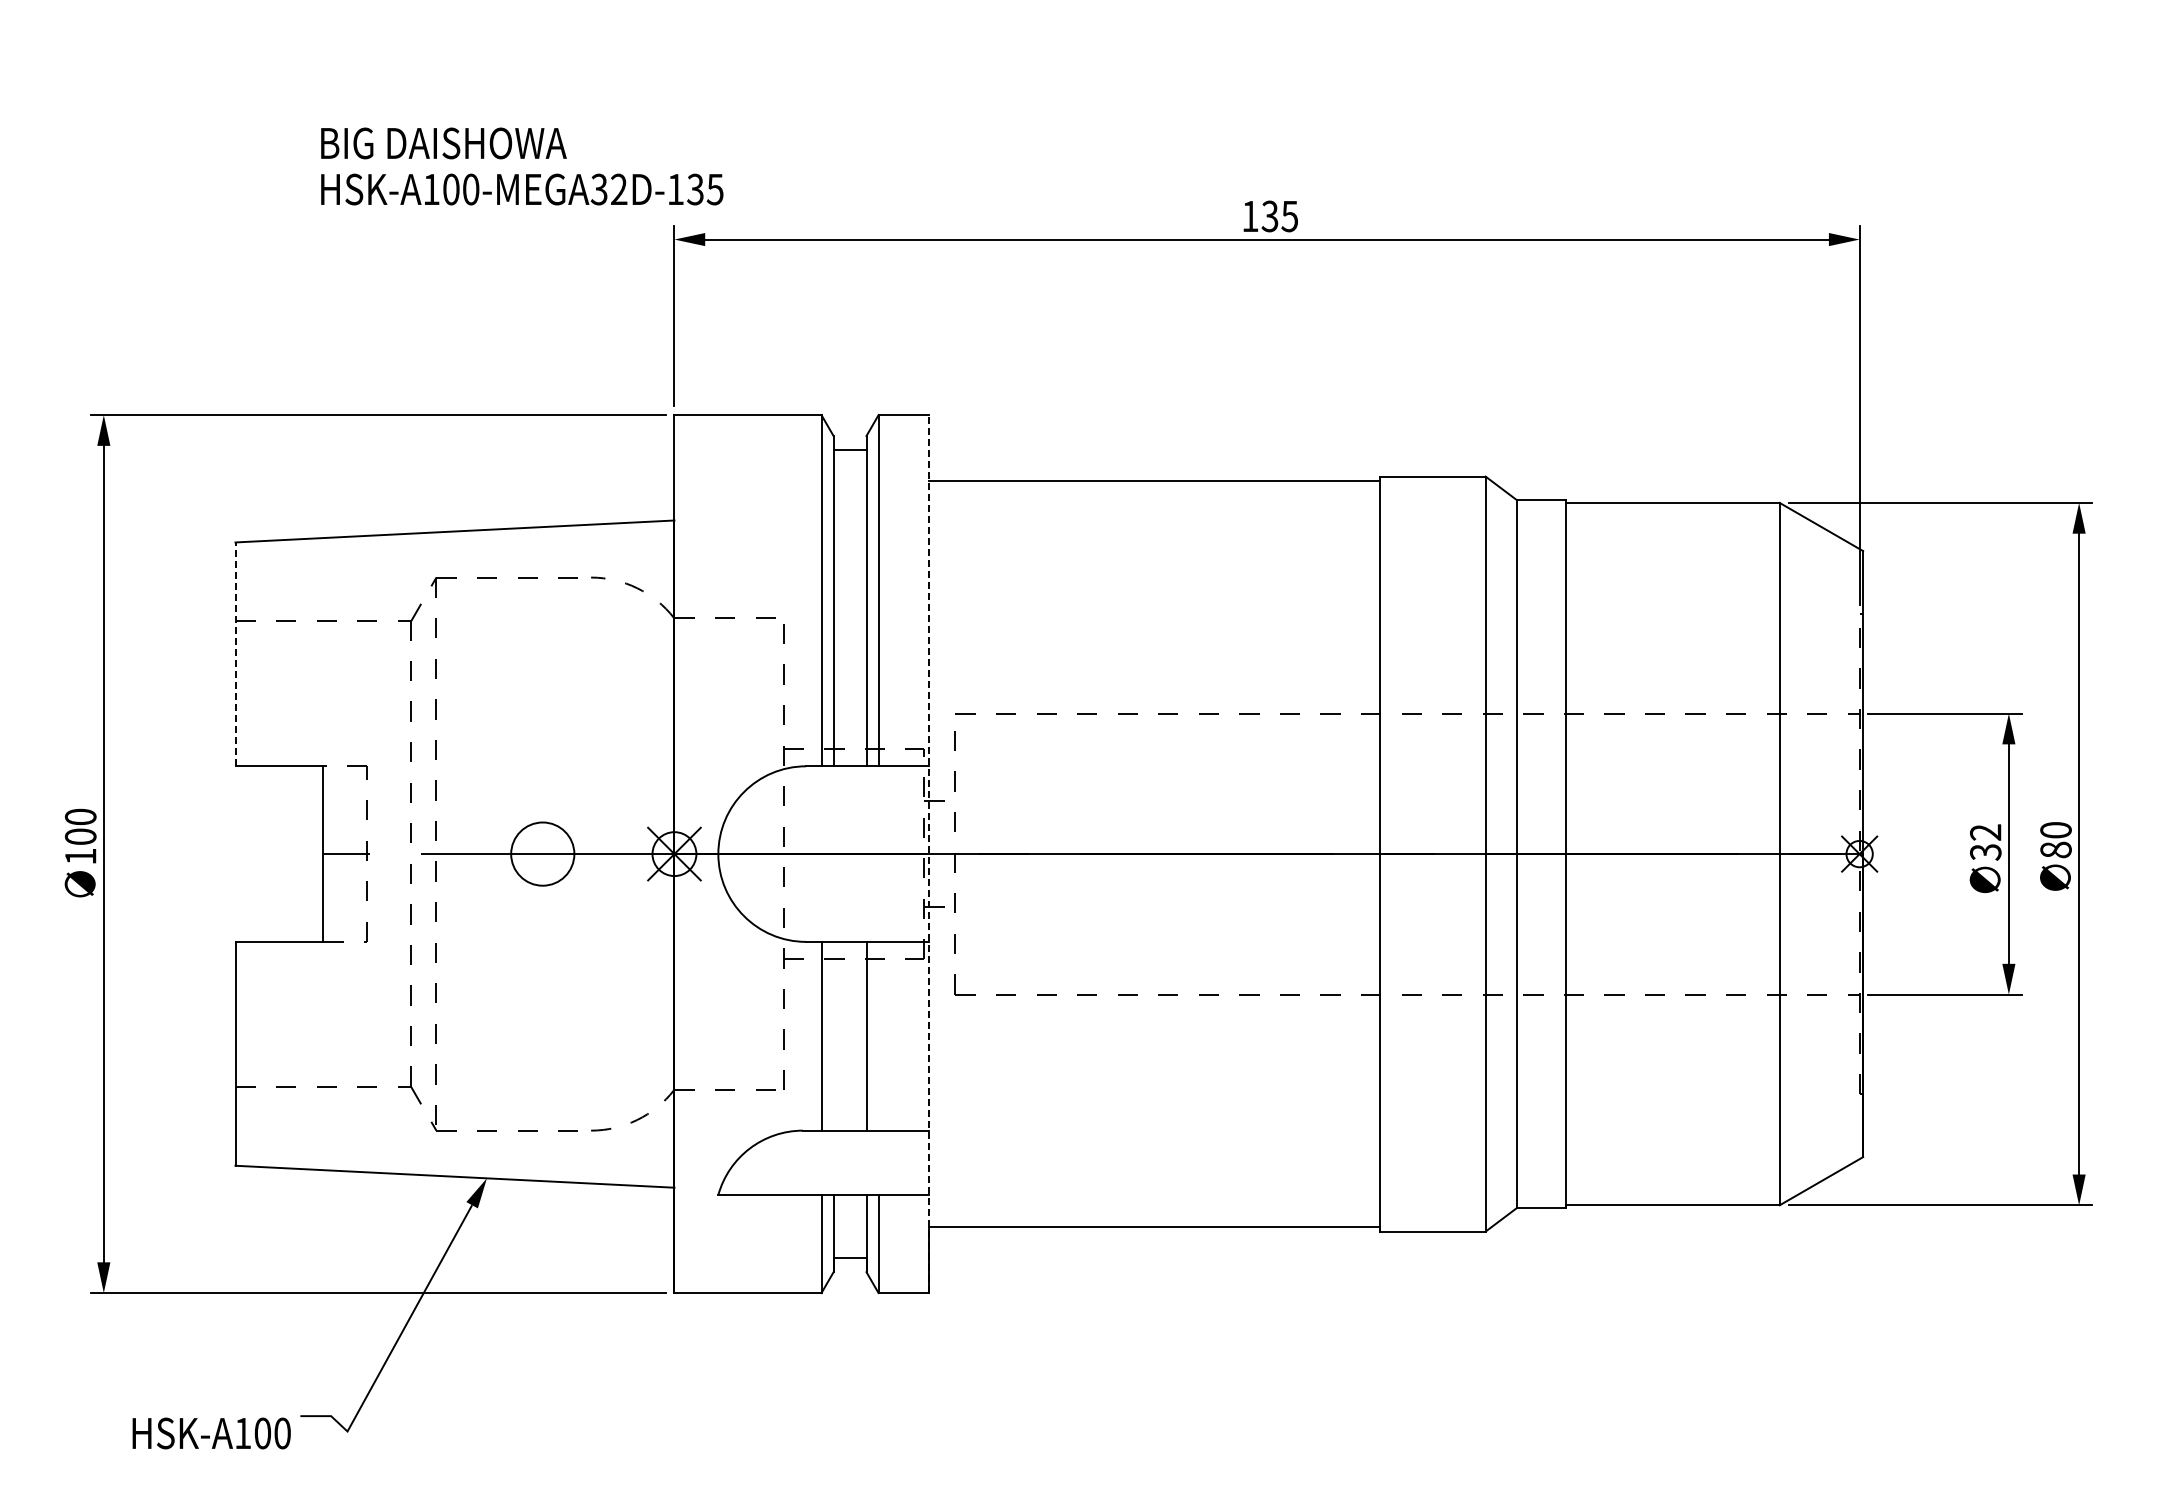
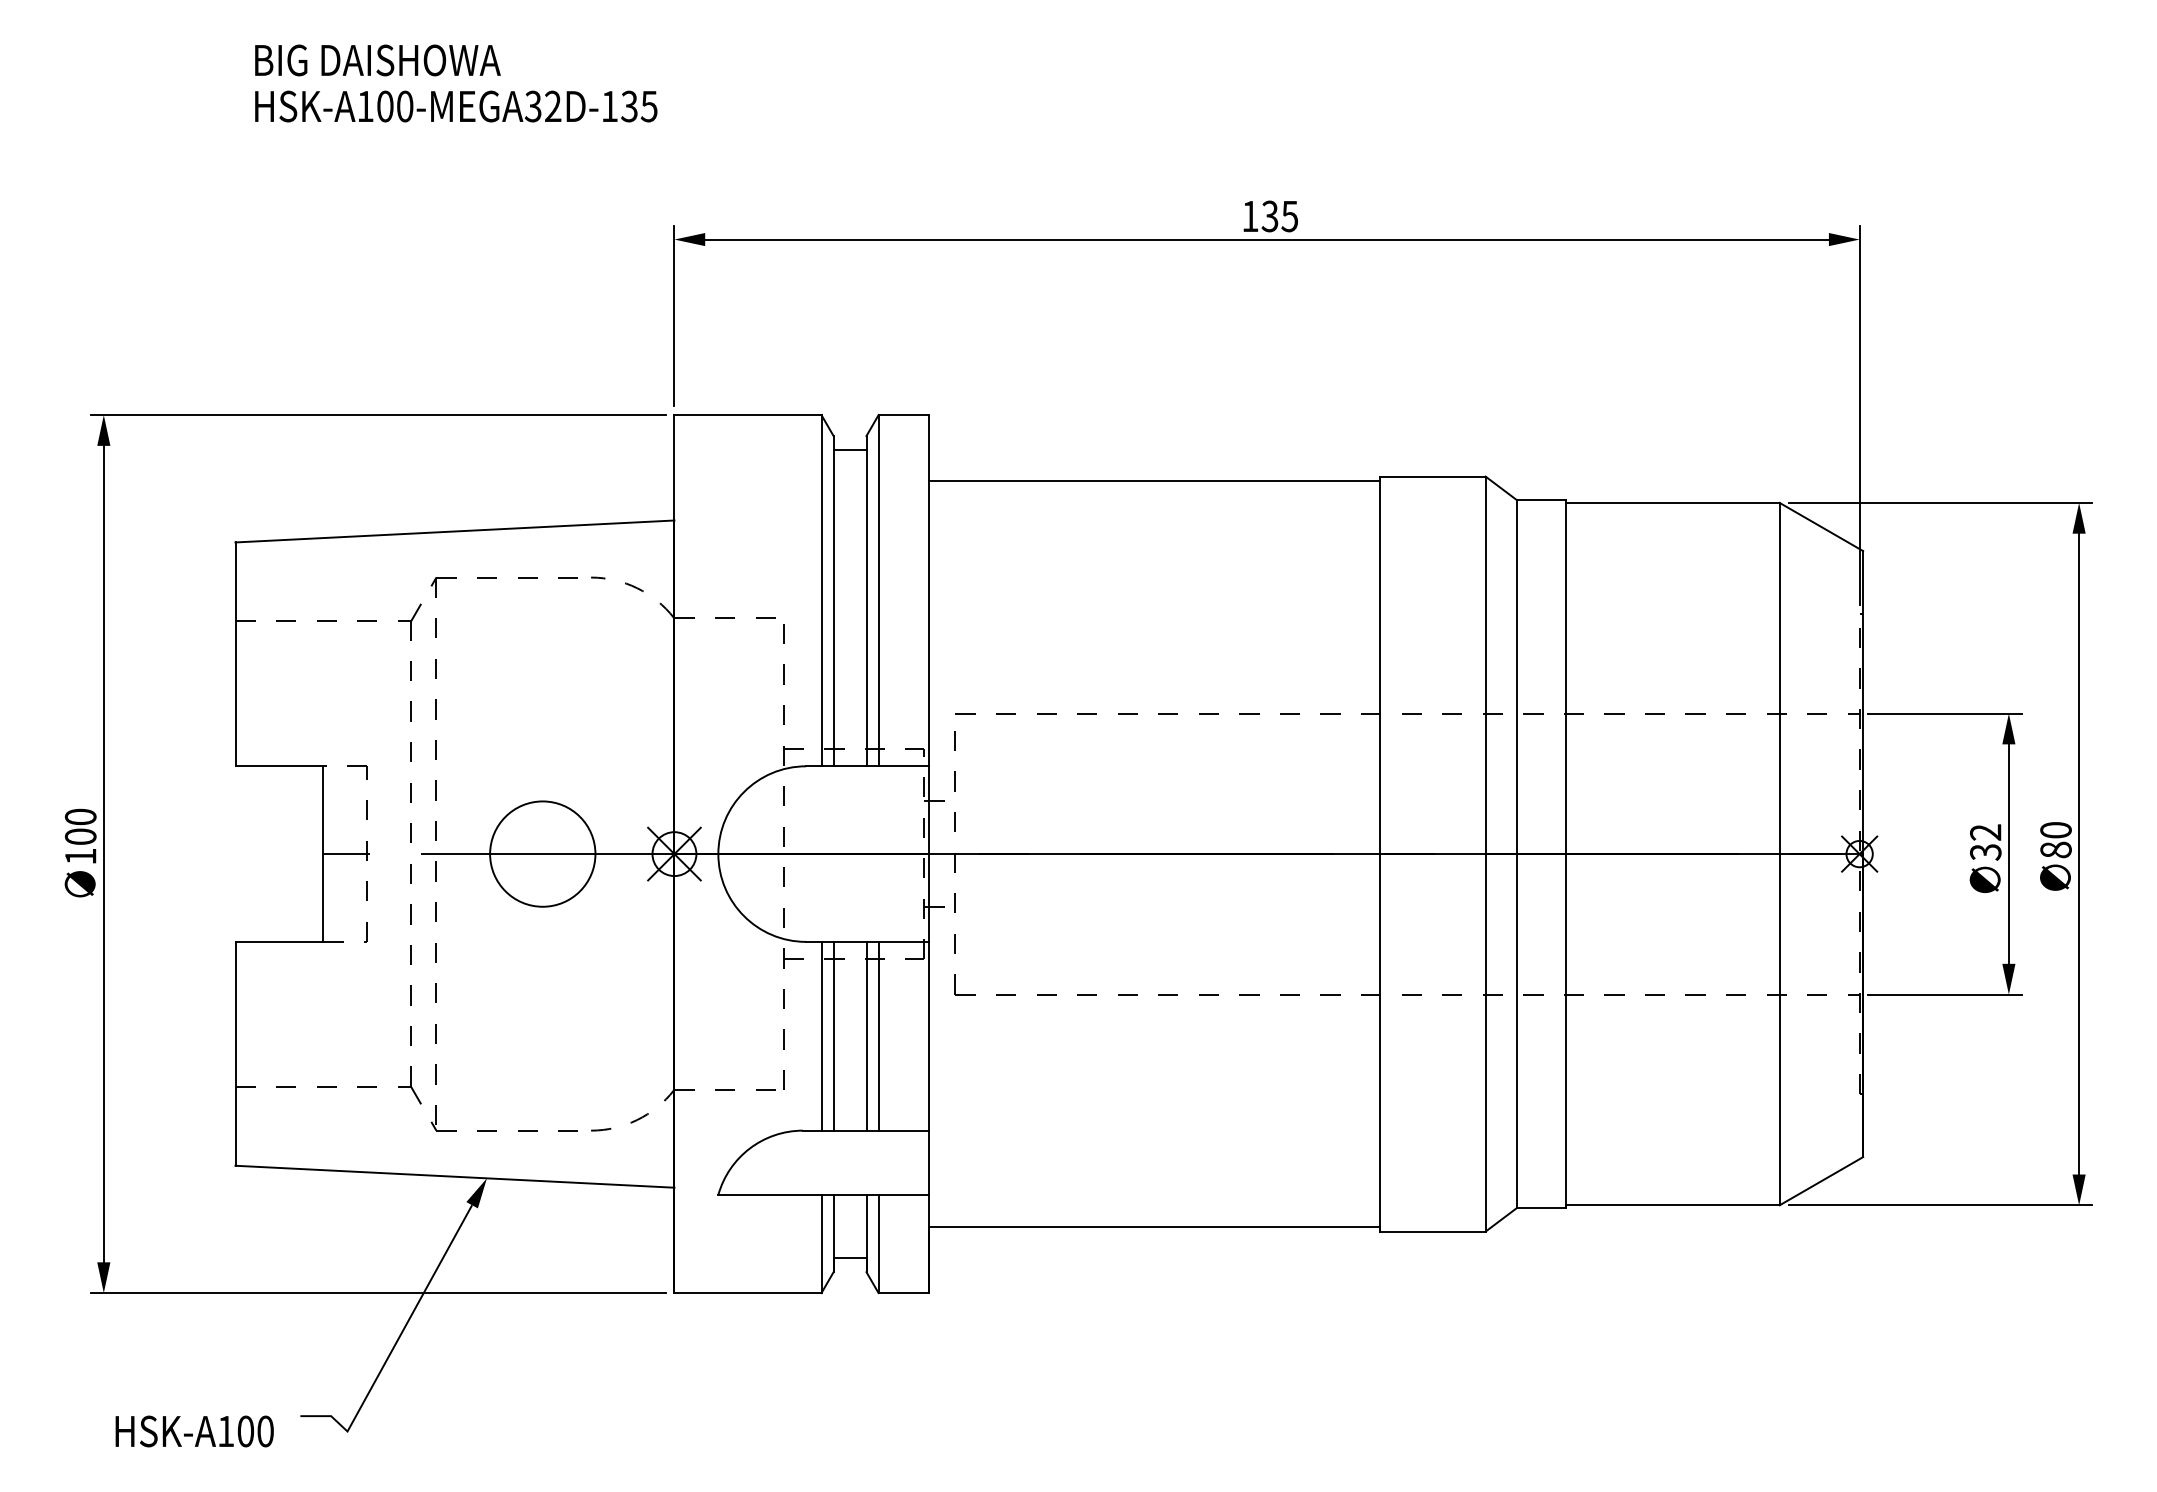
text position: (522, 166) -> (456, 83) (456, 83)
line: dashed -> solid (235, 654)
circle diameter: 63 px -> 105 px (542, 853)
line: dashed -> solid (929, 854)
line: none -> present (833, 1035)
line: none -> present (878, 1035)
text position: (211, 1433) -> (194, 1431) (194, 1431)
